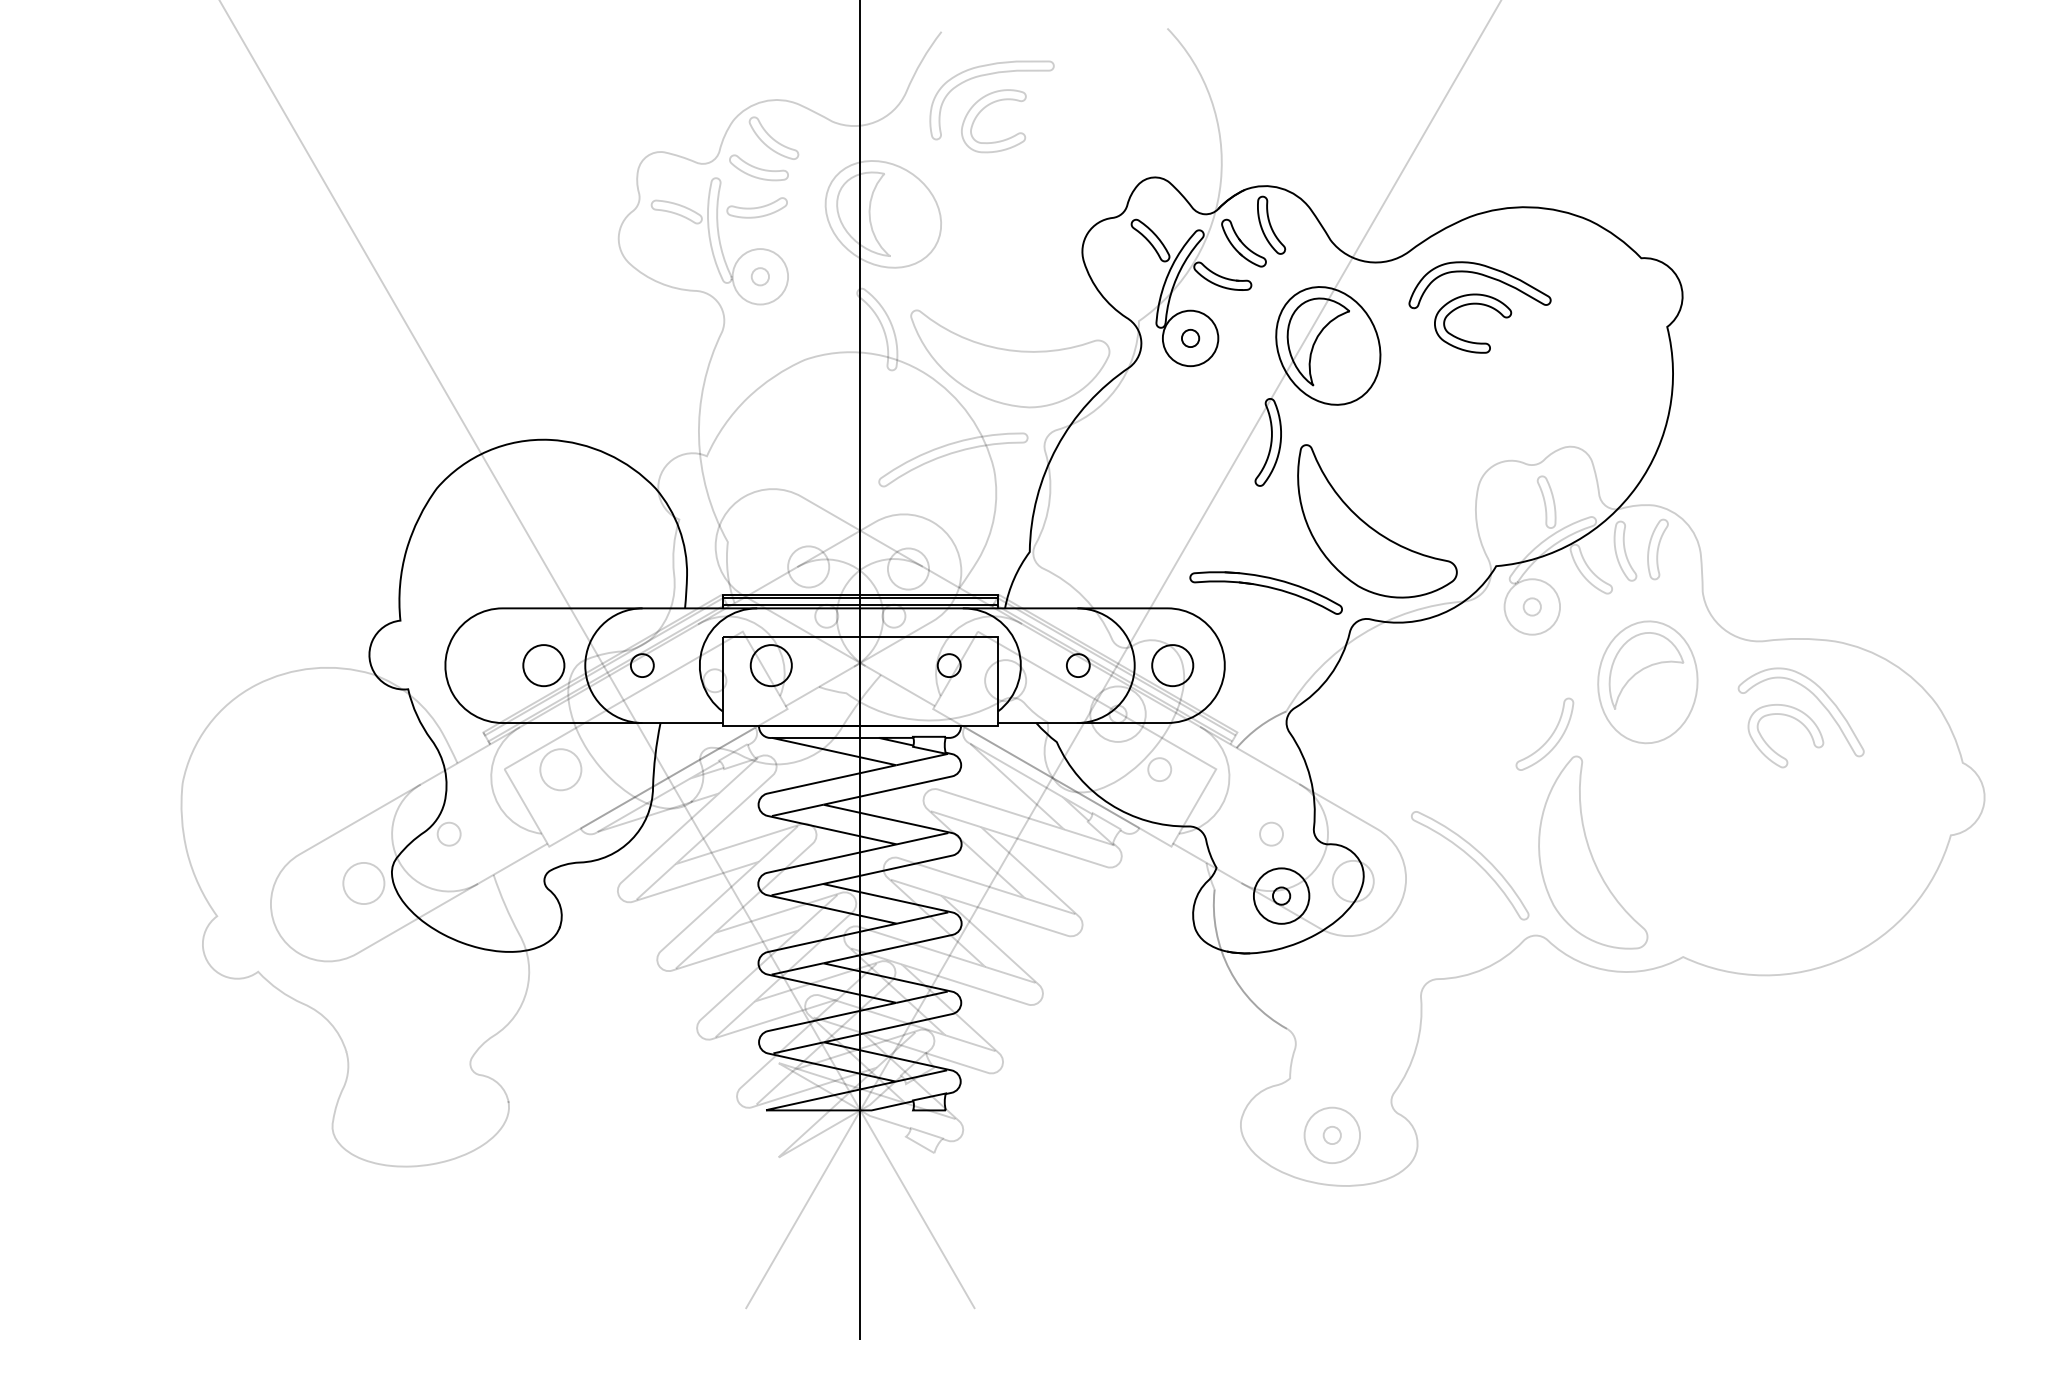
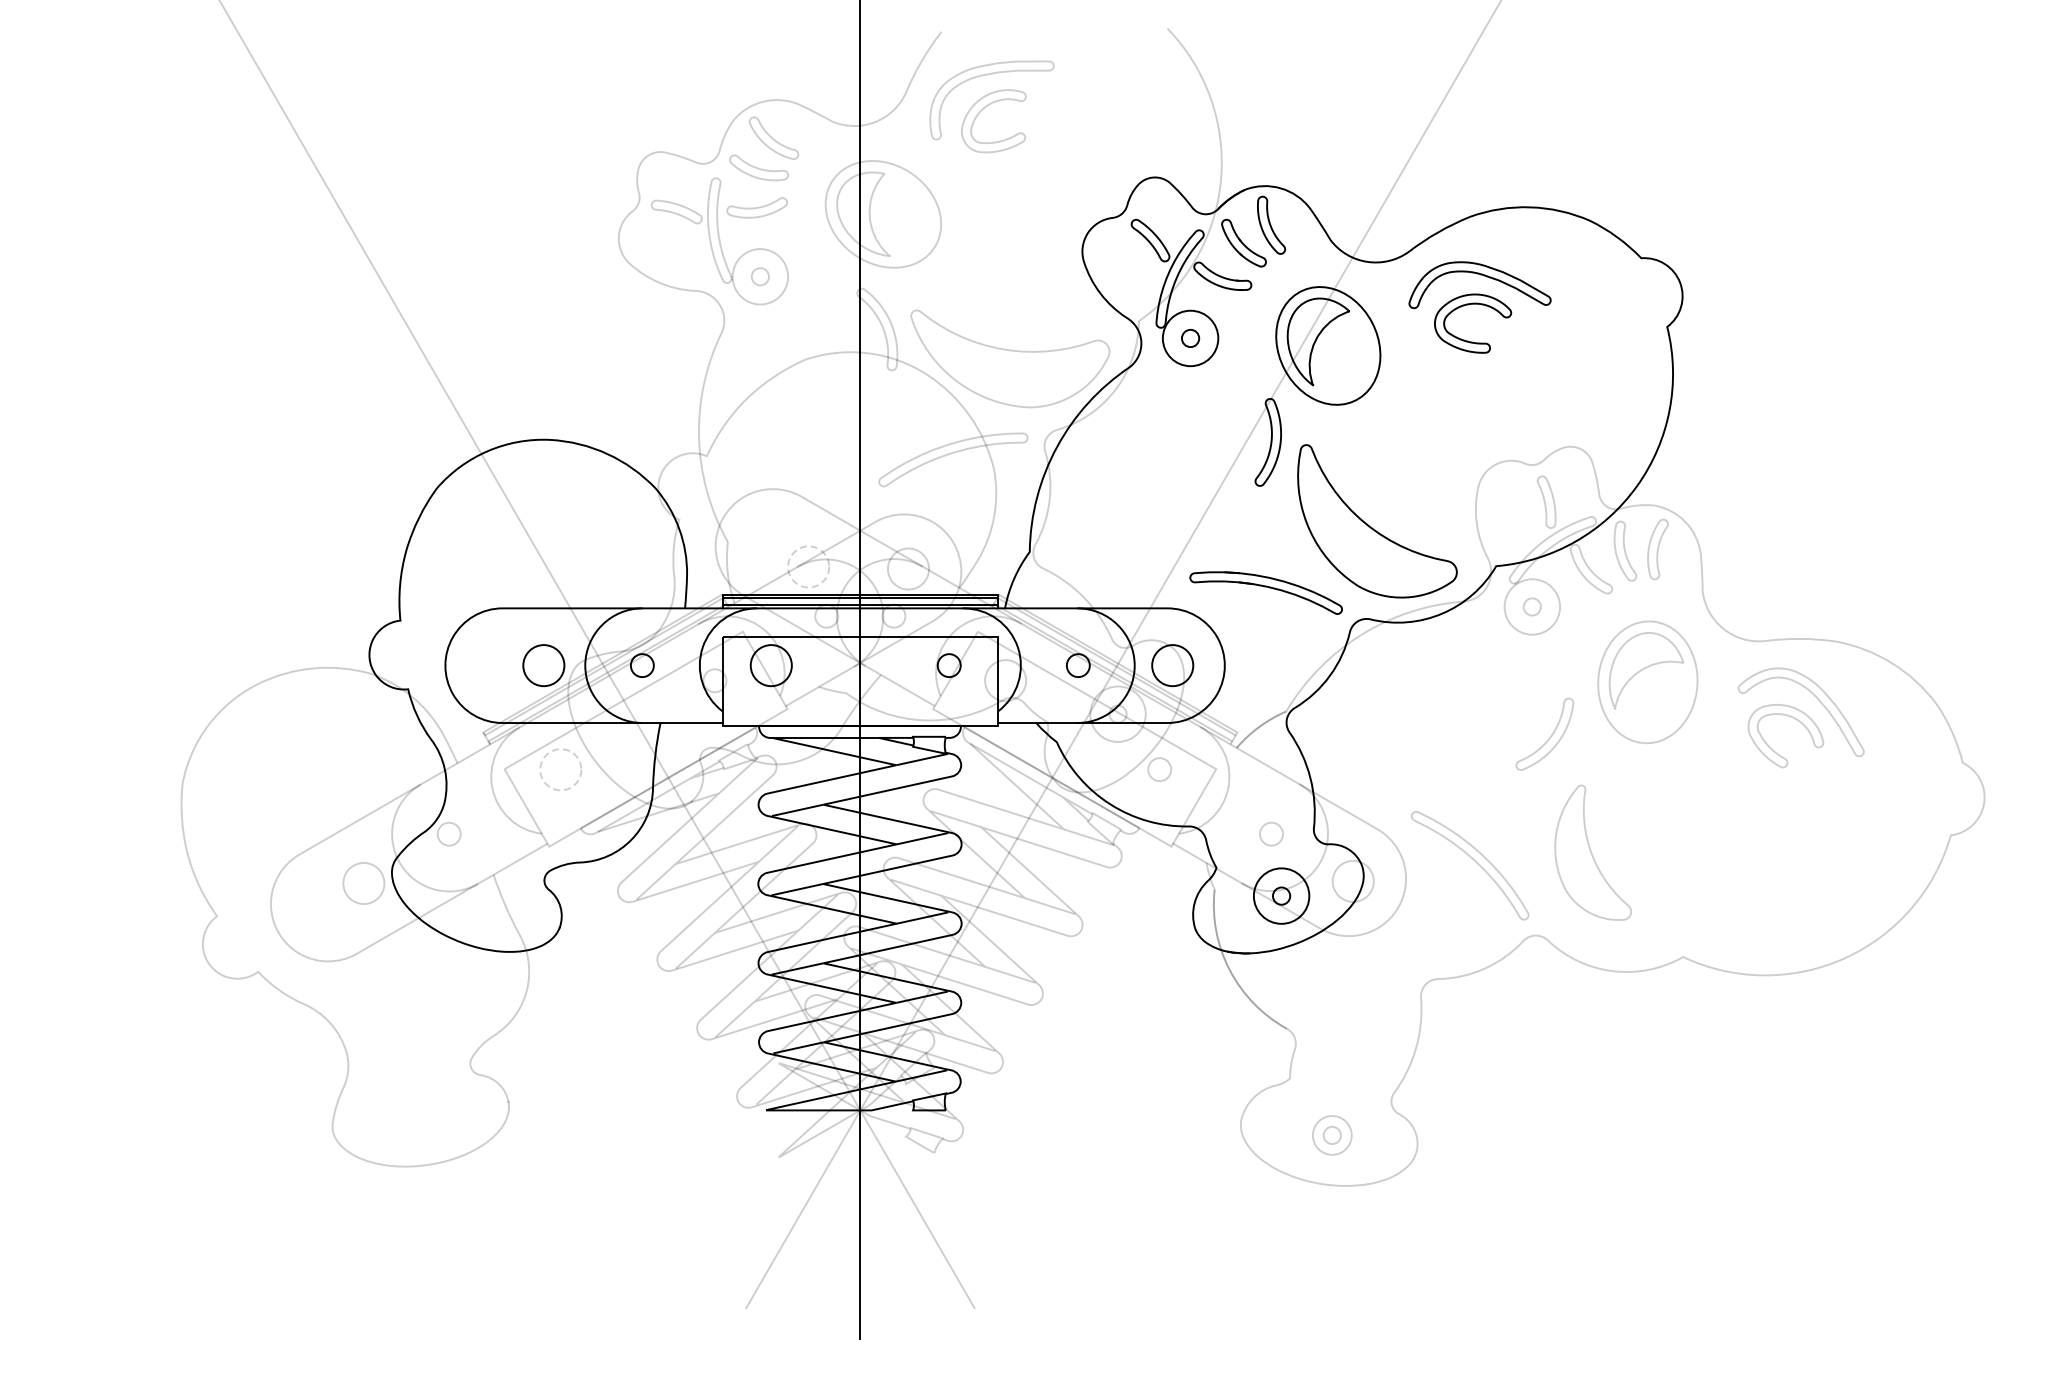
circle: solid -> dashed (808, 566)
circle: solid -> dashed (560, 769)
part size: 110x194 px -> 78x136 px (1592, 852)
circle diameter: 55 px -> 39 px (1331, 1135)
